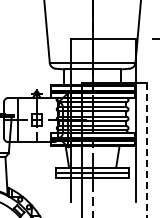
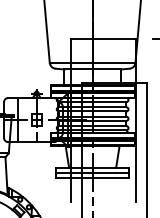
line: dashed -> solid (146, 150)
